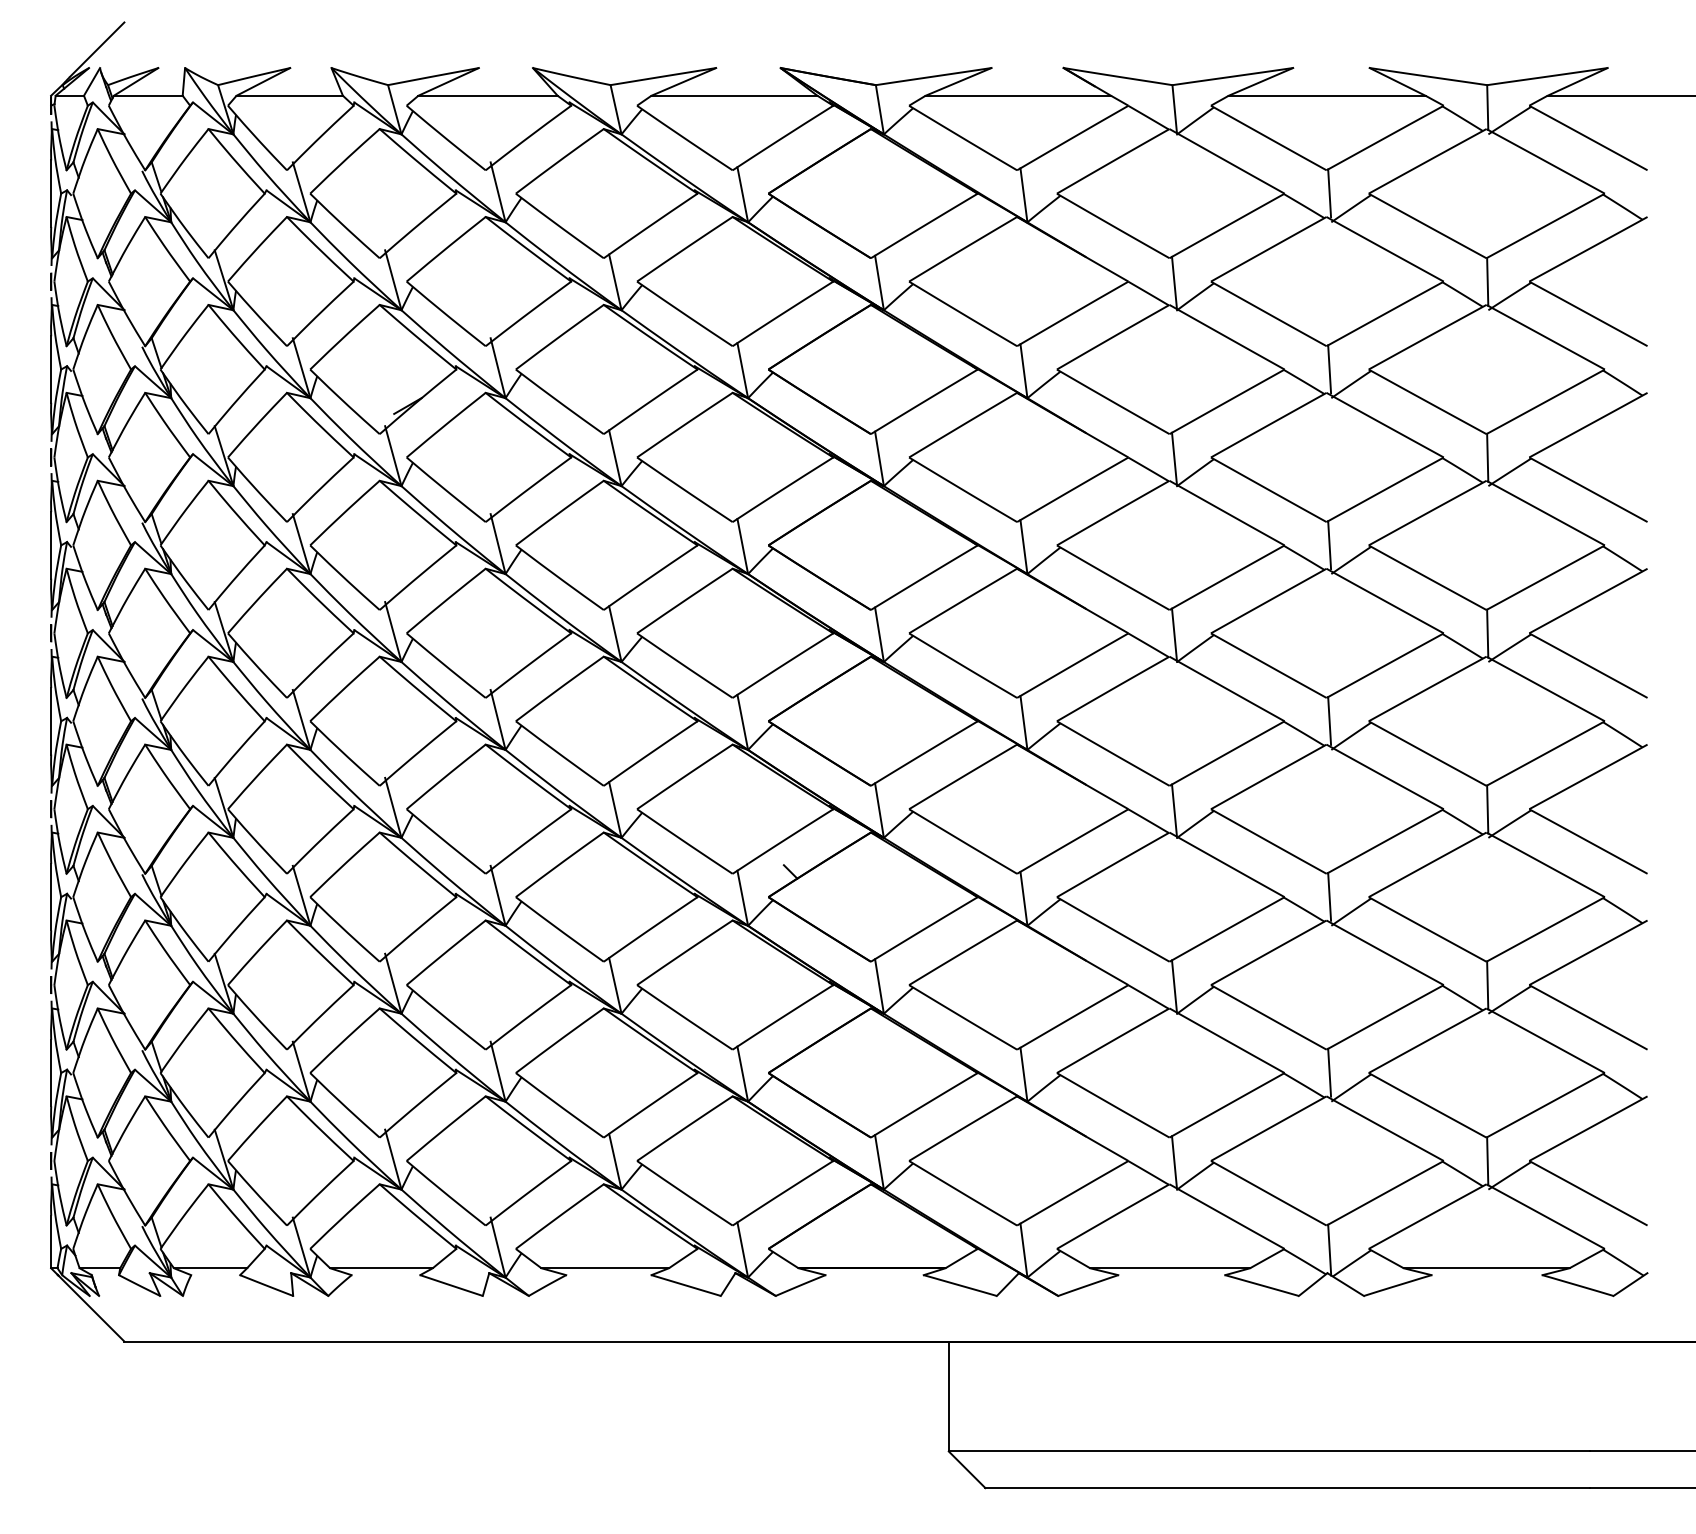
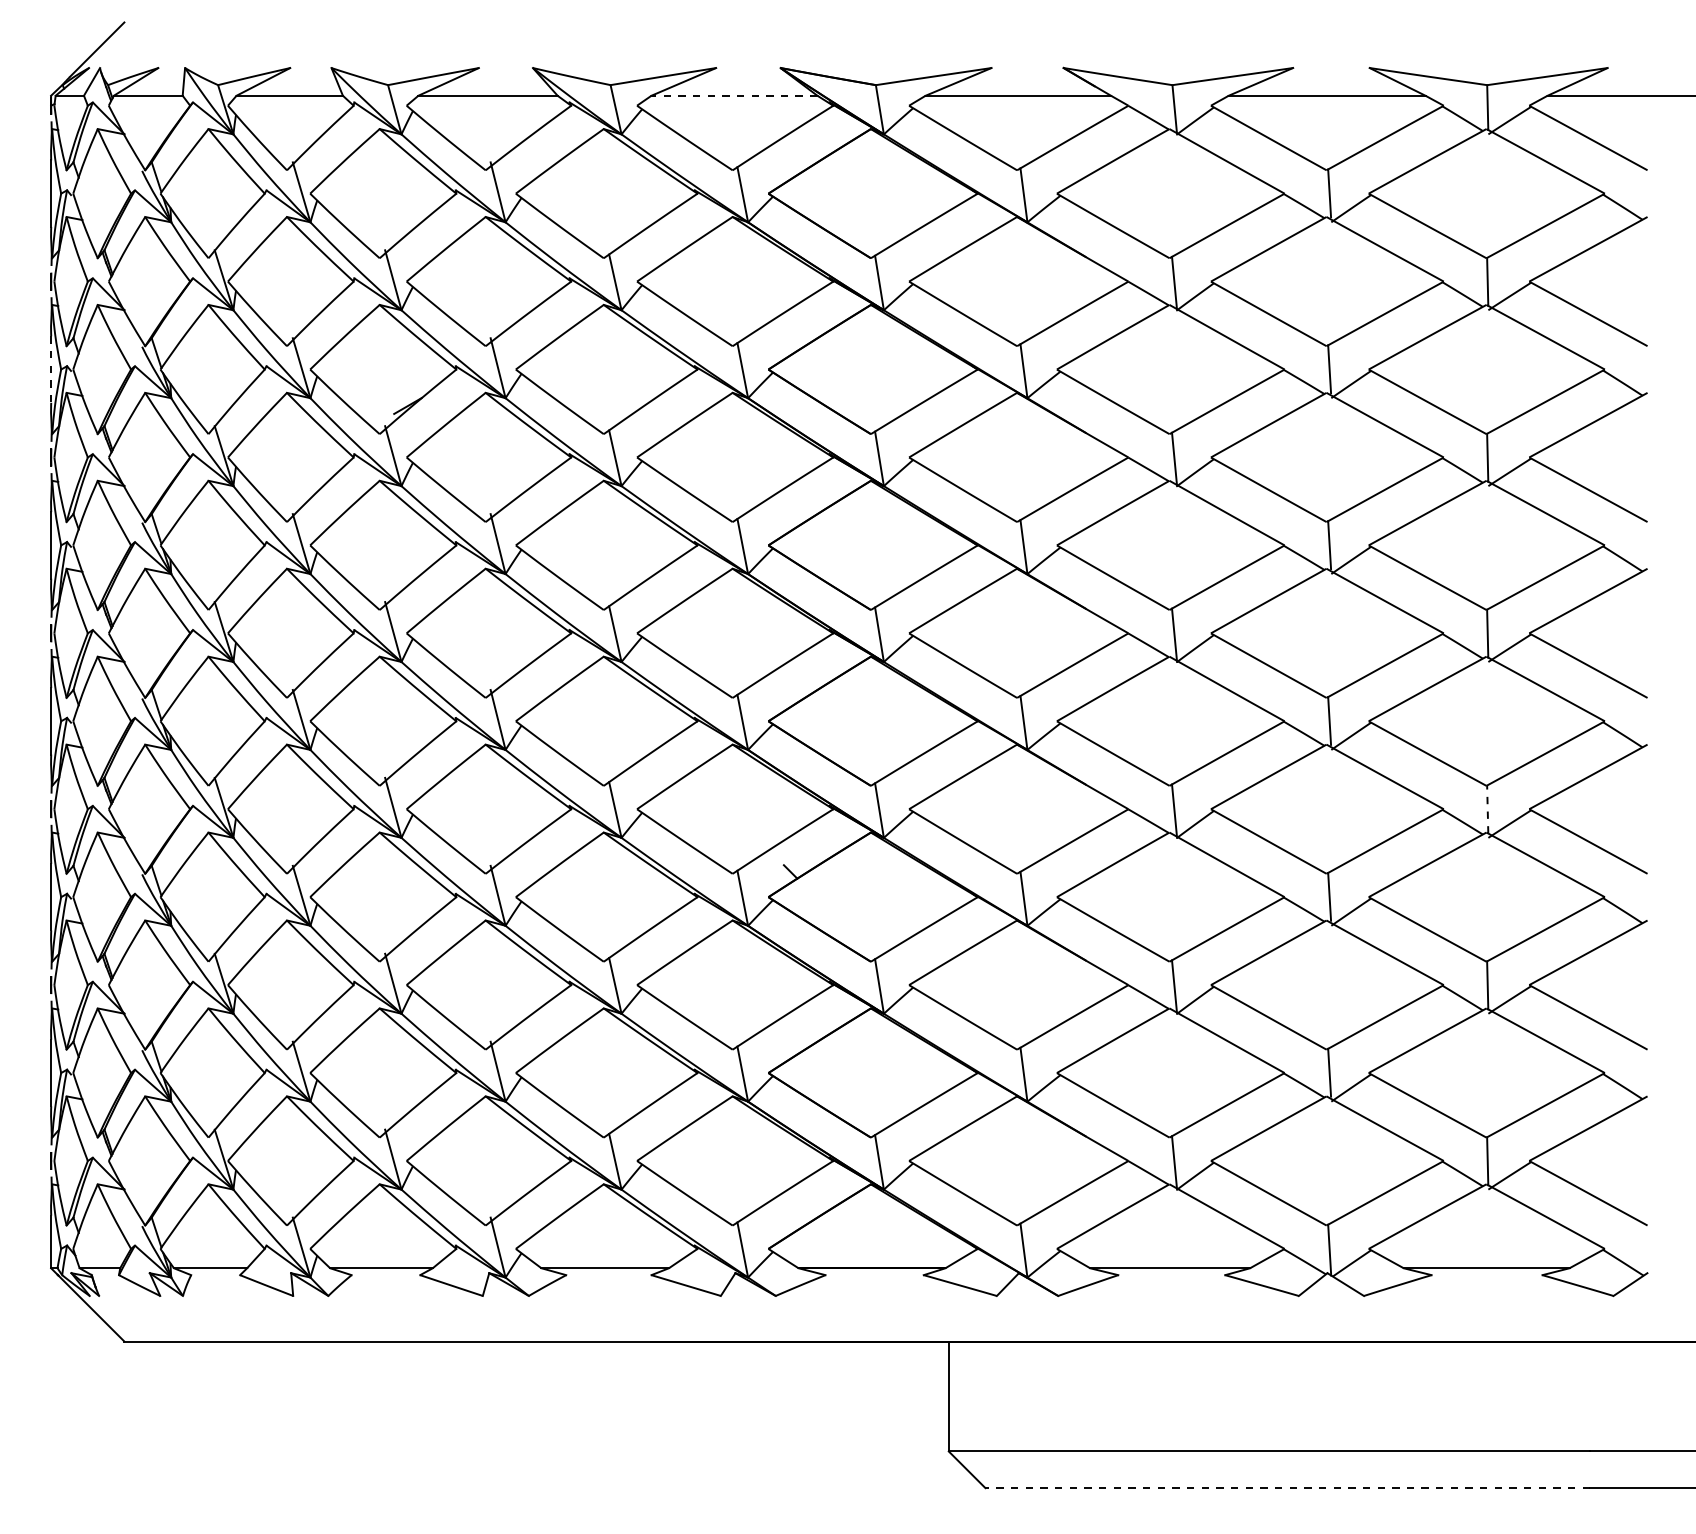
line: solid -> dashed (734, 95)
line: solid -> dashed (51, 370)
line: solid -> dashed (1487, 809)
line: solid -> dashed (1287, 1488)
